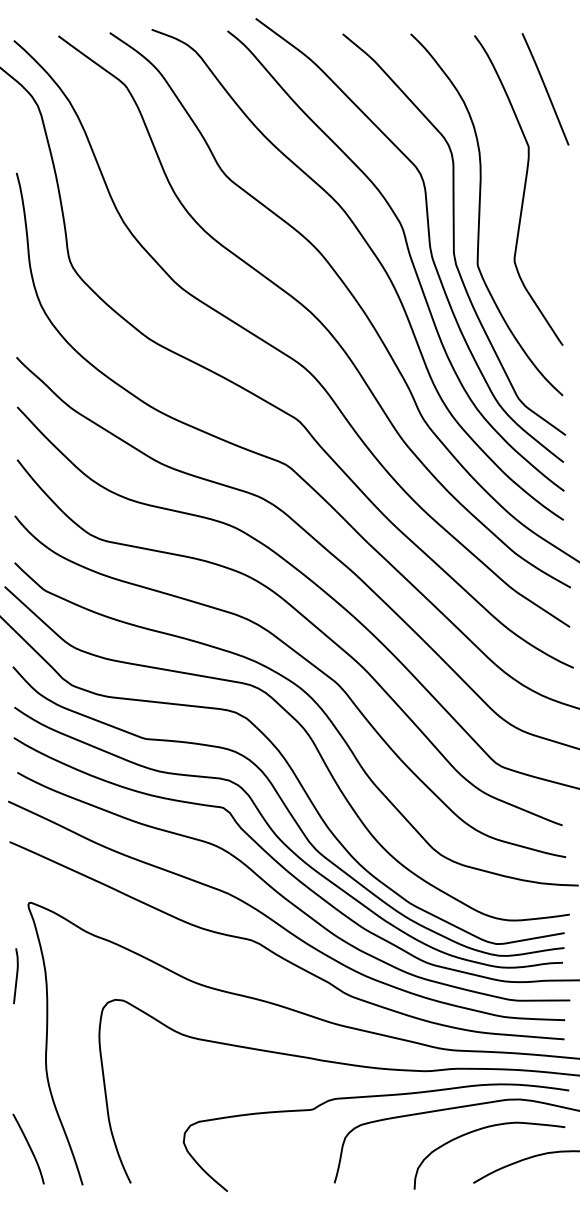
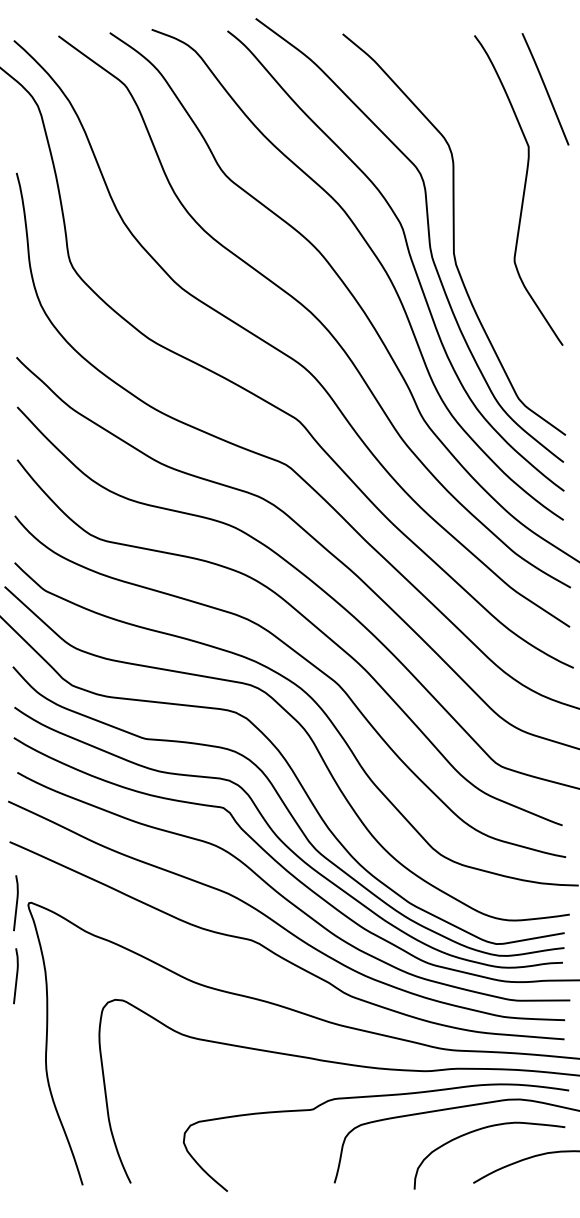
curve: present -> none (480, 214)
line: none -> present (16, 903)
curve: present -> none (29, 1148)
